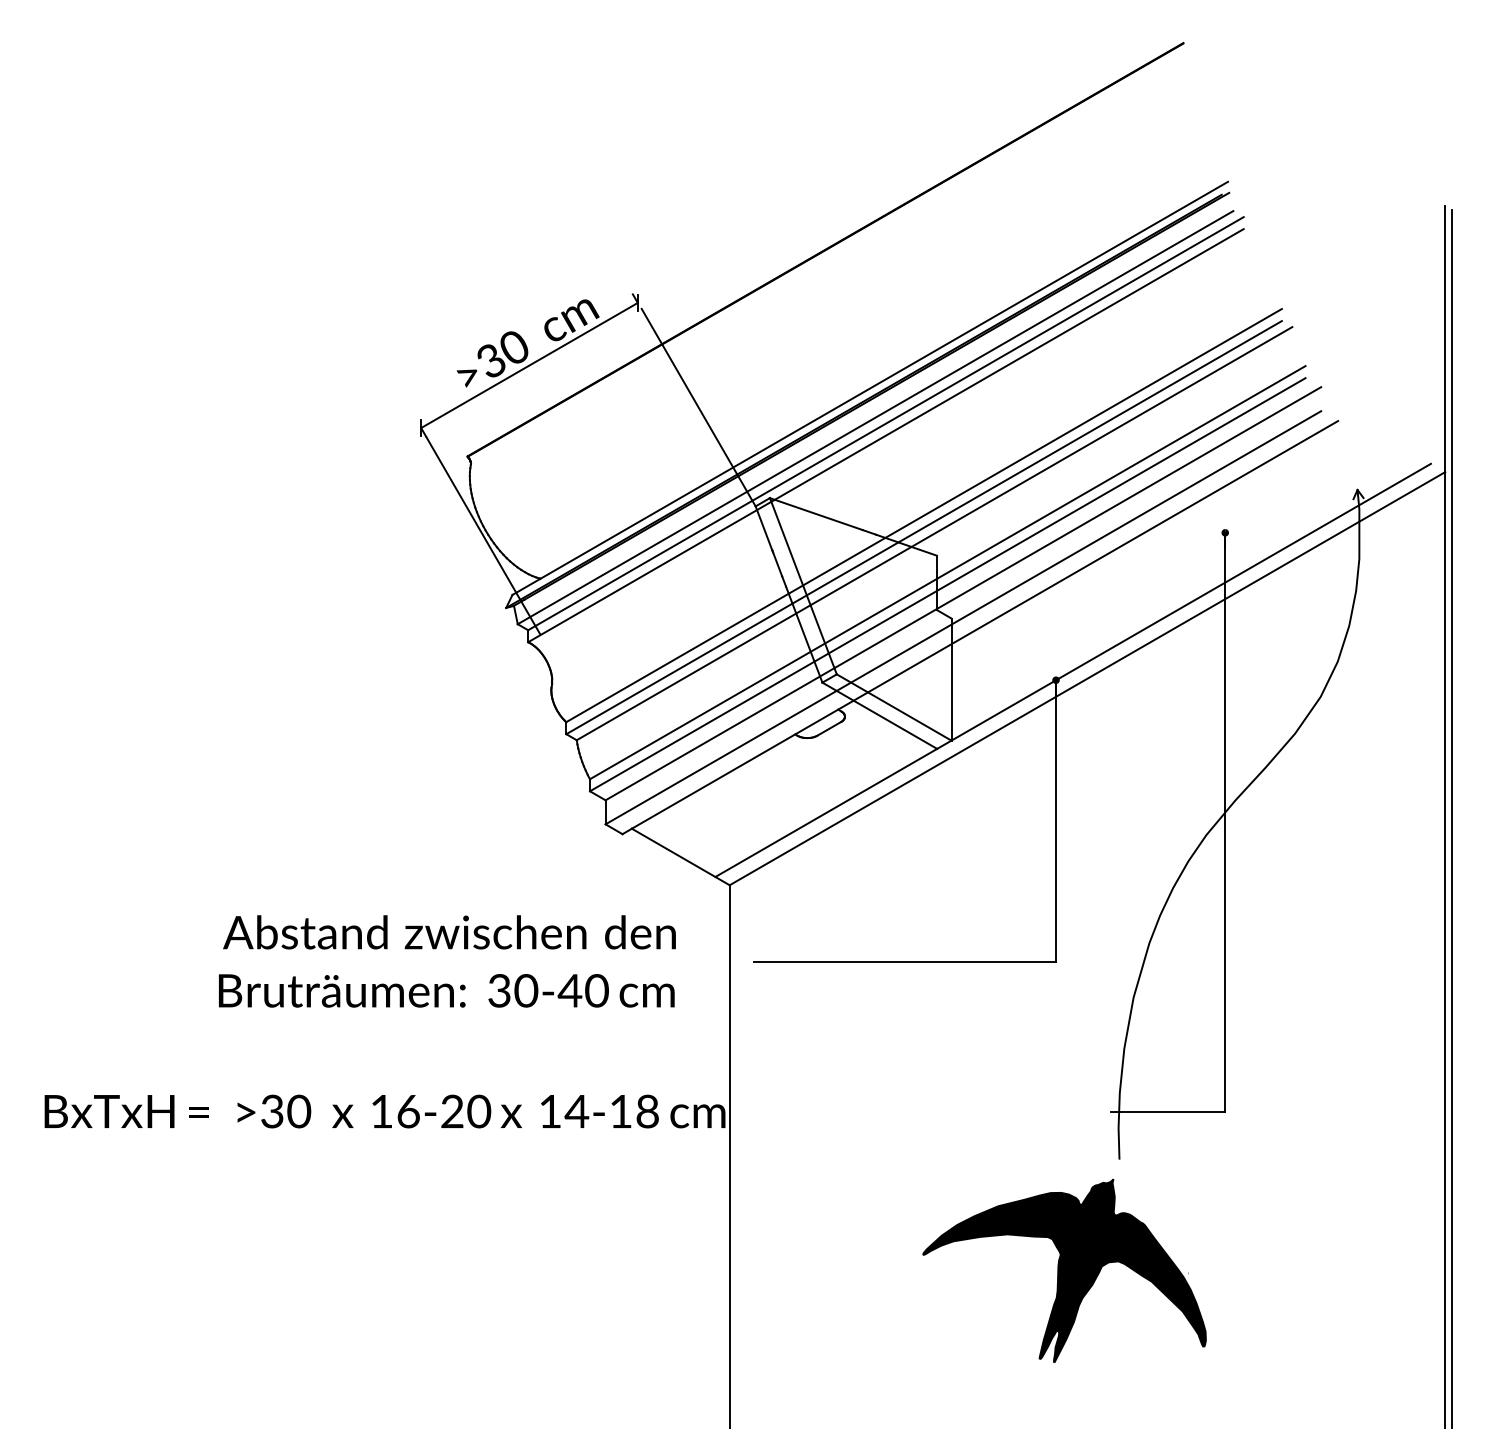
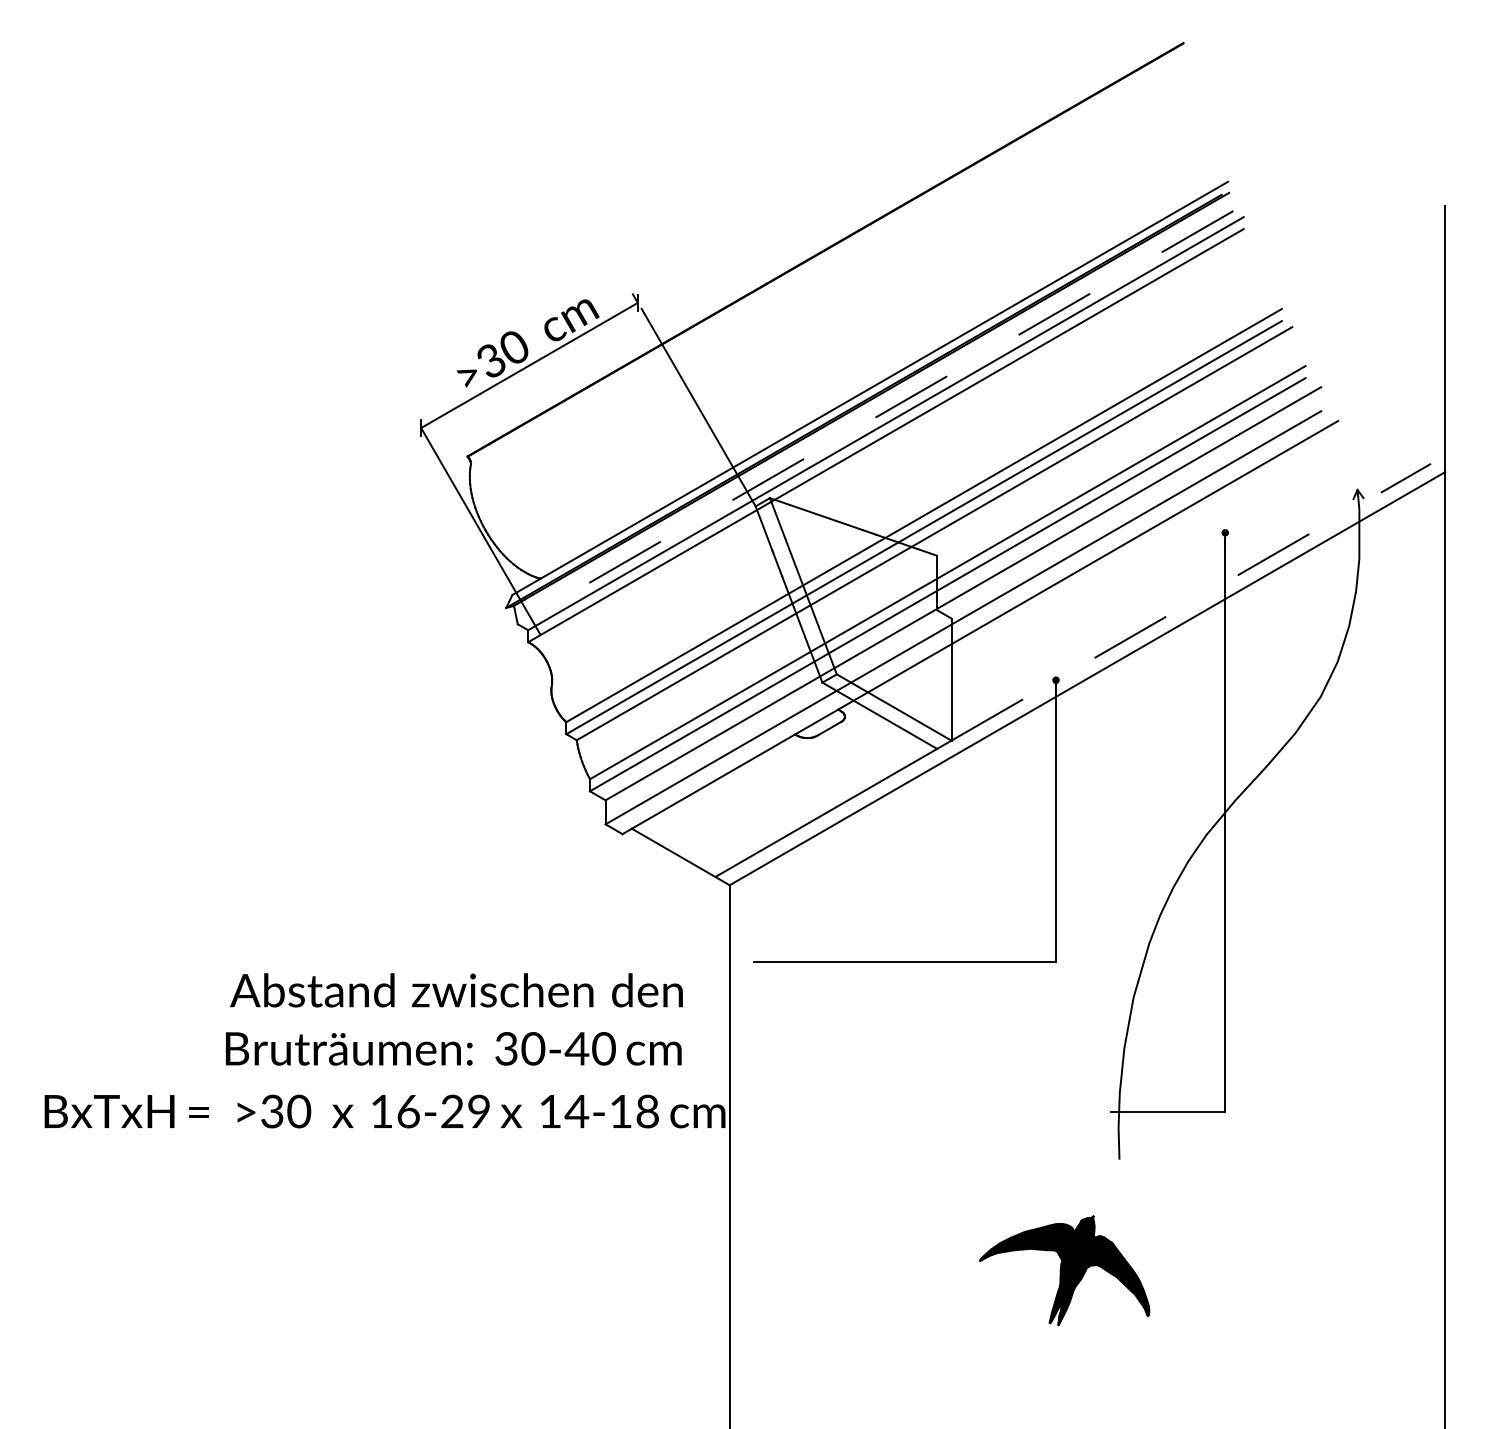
line: solid -> dashed (875, 417)
line: solid -> dashed (1191, 602)
line: present -> none (1452, 817)
text position: (447, 961) -> (454, 1019) (454, 1019)
text: 16-20 -> 16-29 (479, 1112)
part size: 285x185 px -> 172x111 px (1064, 1270)
